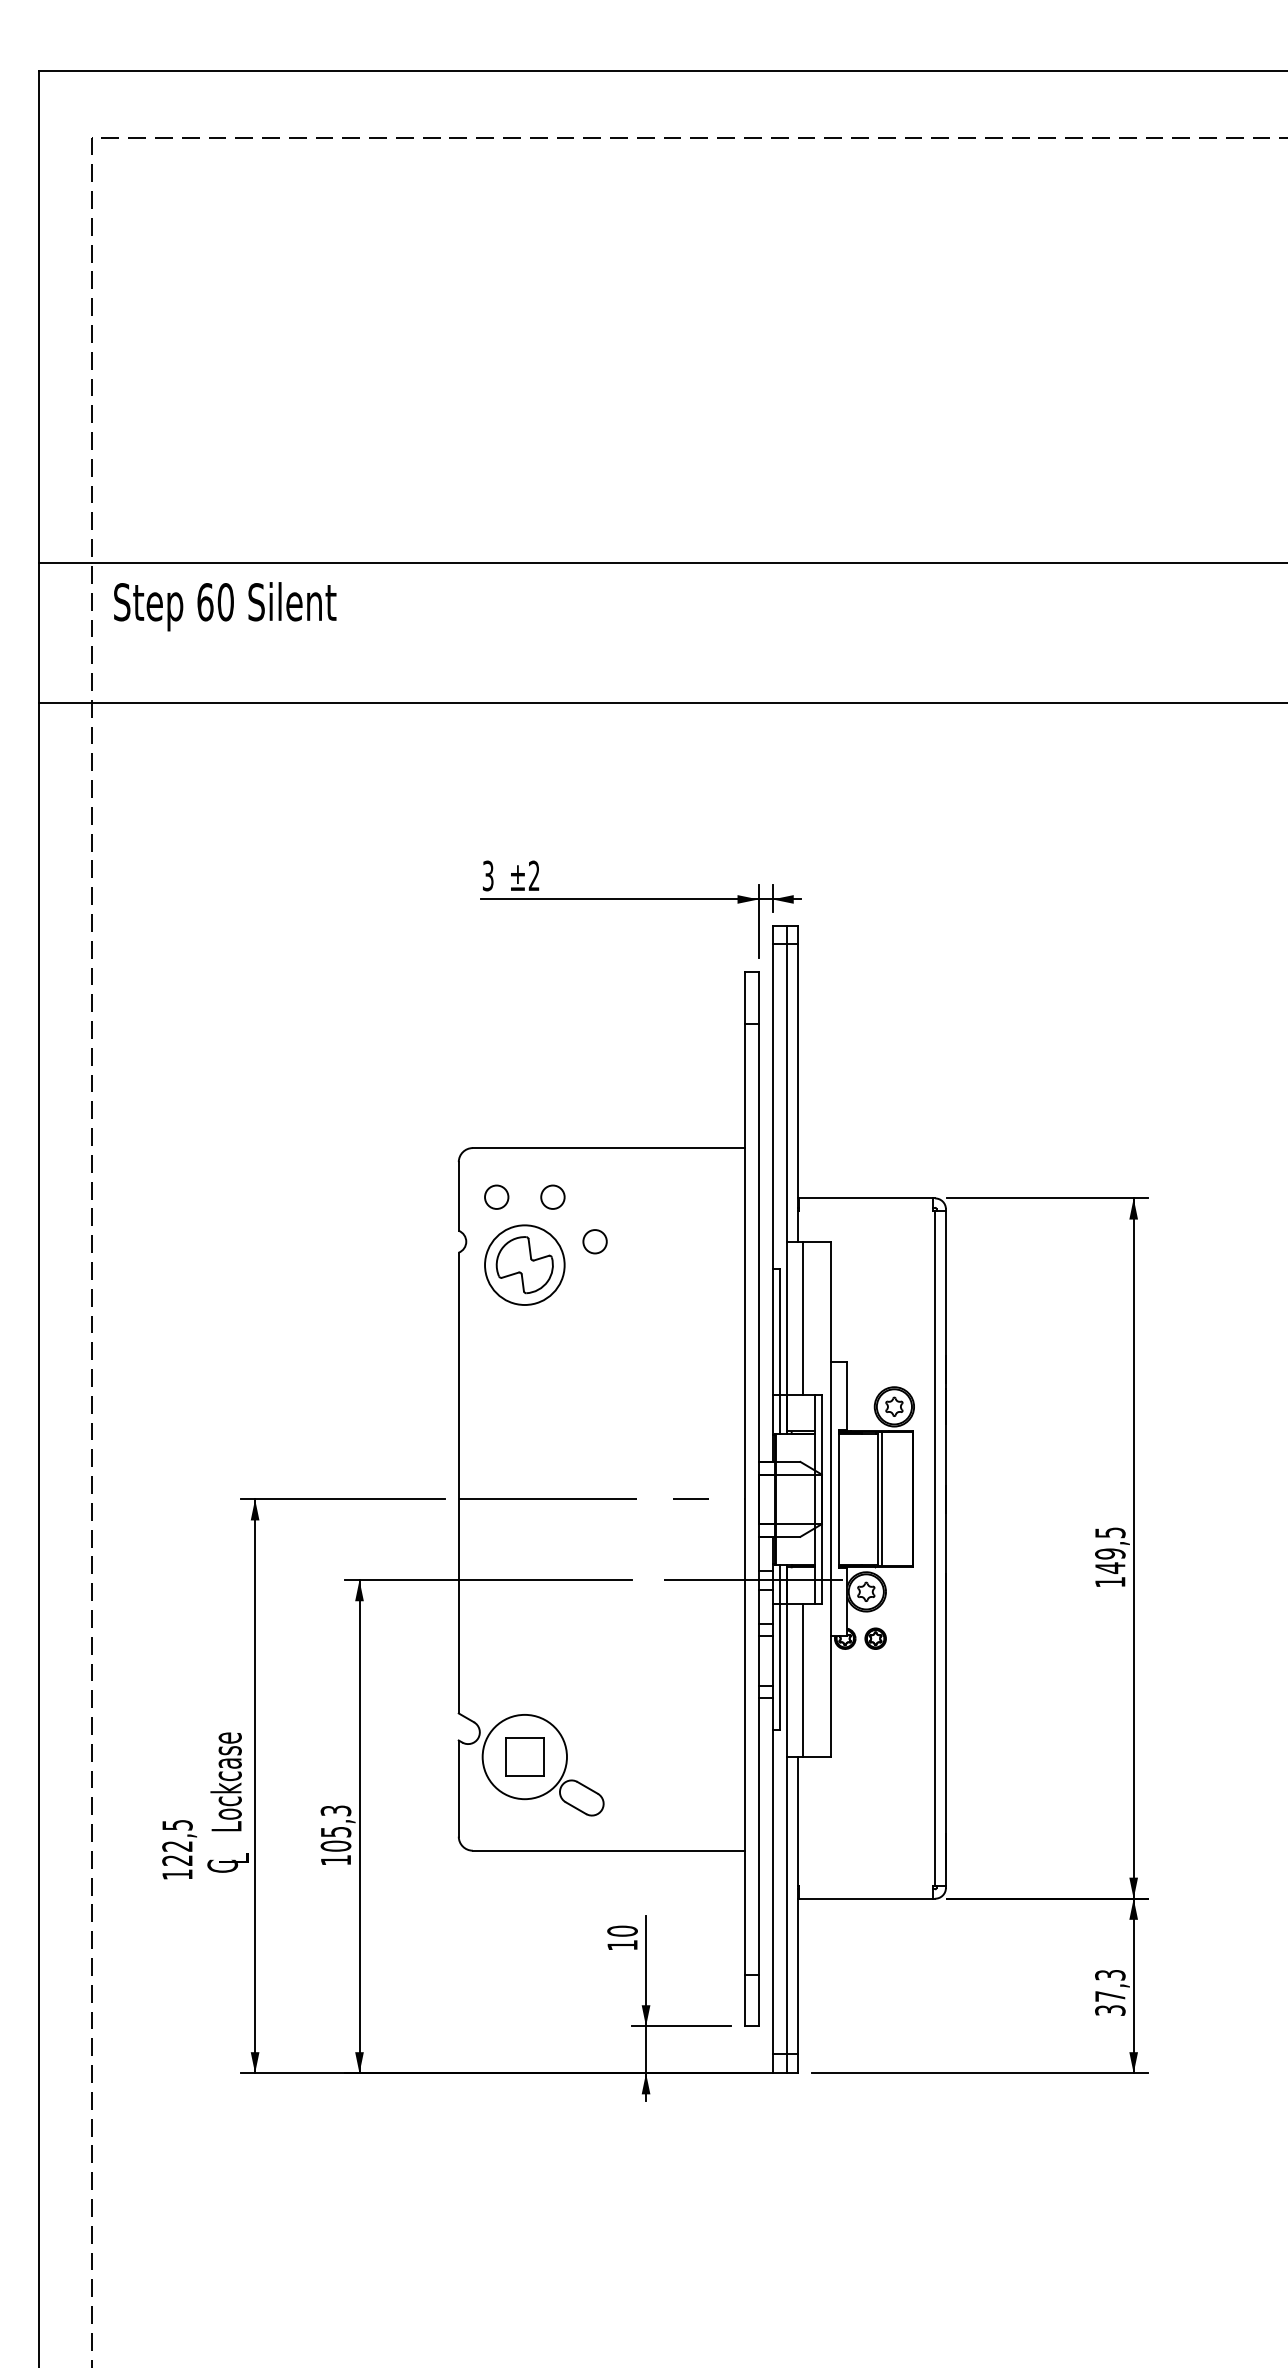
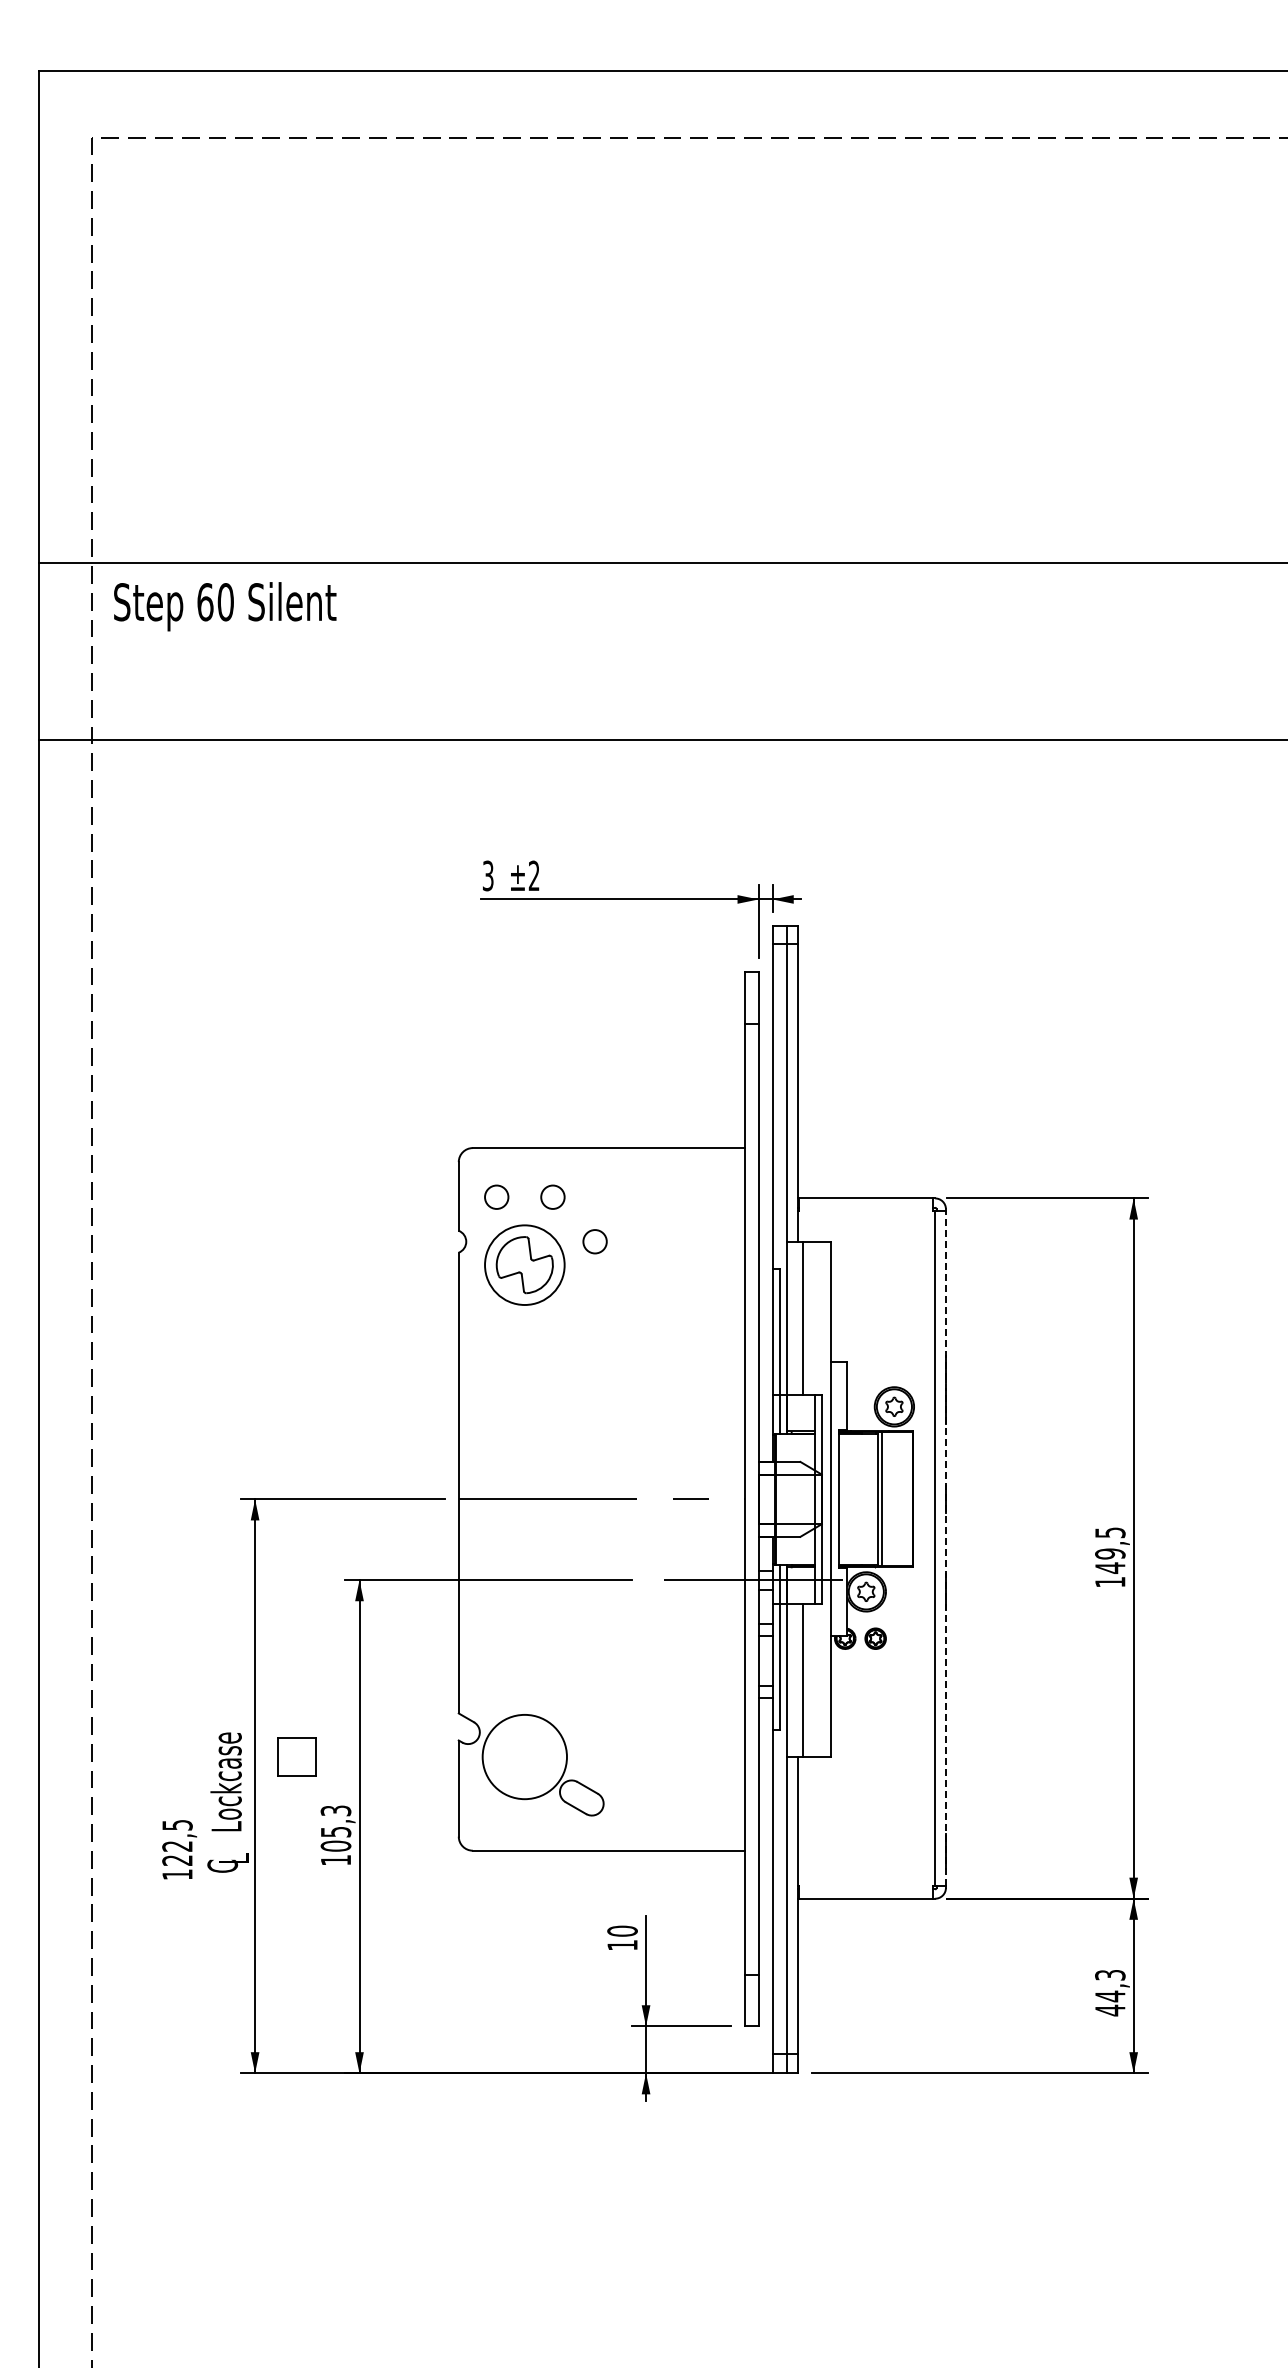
line position: (661, 703) -> (661, 740) (661, 740)
line: solid -> dashed (945, 1548)
part position: (524, 1756) -> (296, 1756) (296, 1756)
text: 37,3 -> 44,3 (1110, 2003)
